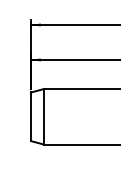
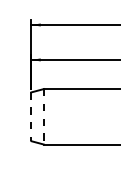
line: solid -> dashed (43, 116)
line: solid -> dashed (31, 117)
